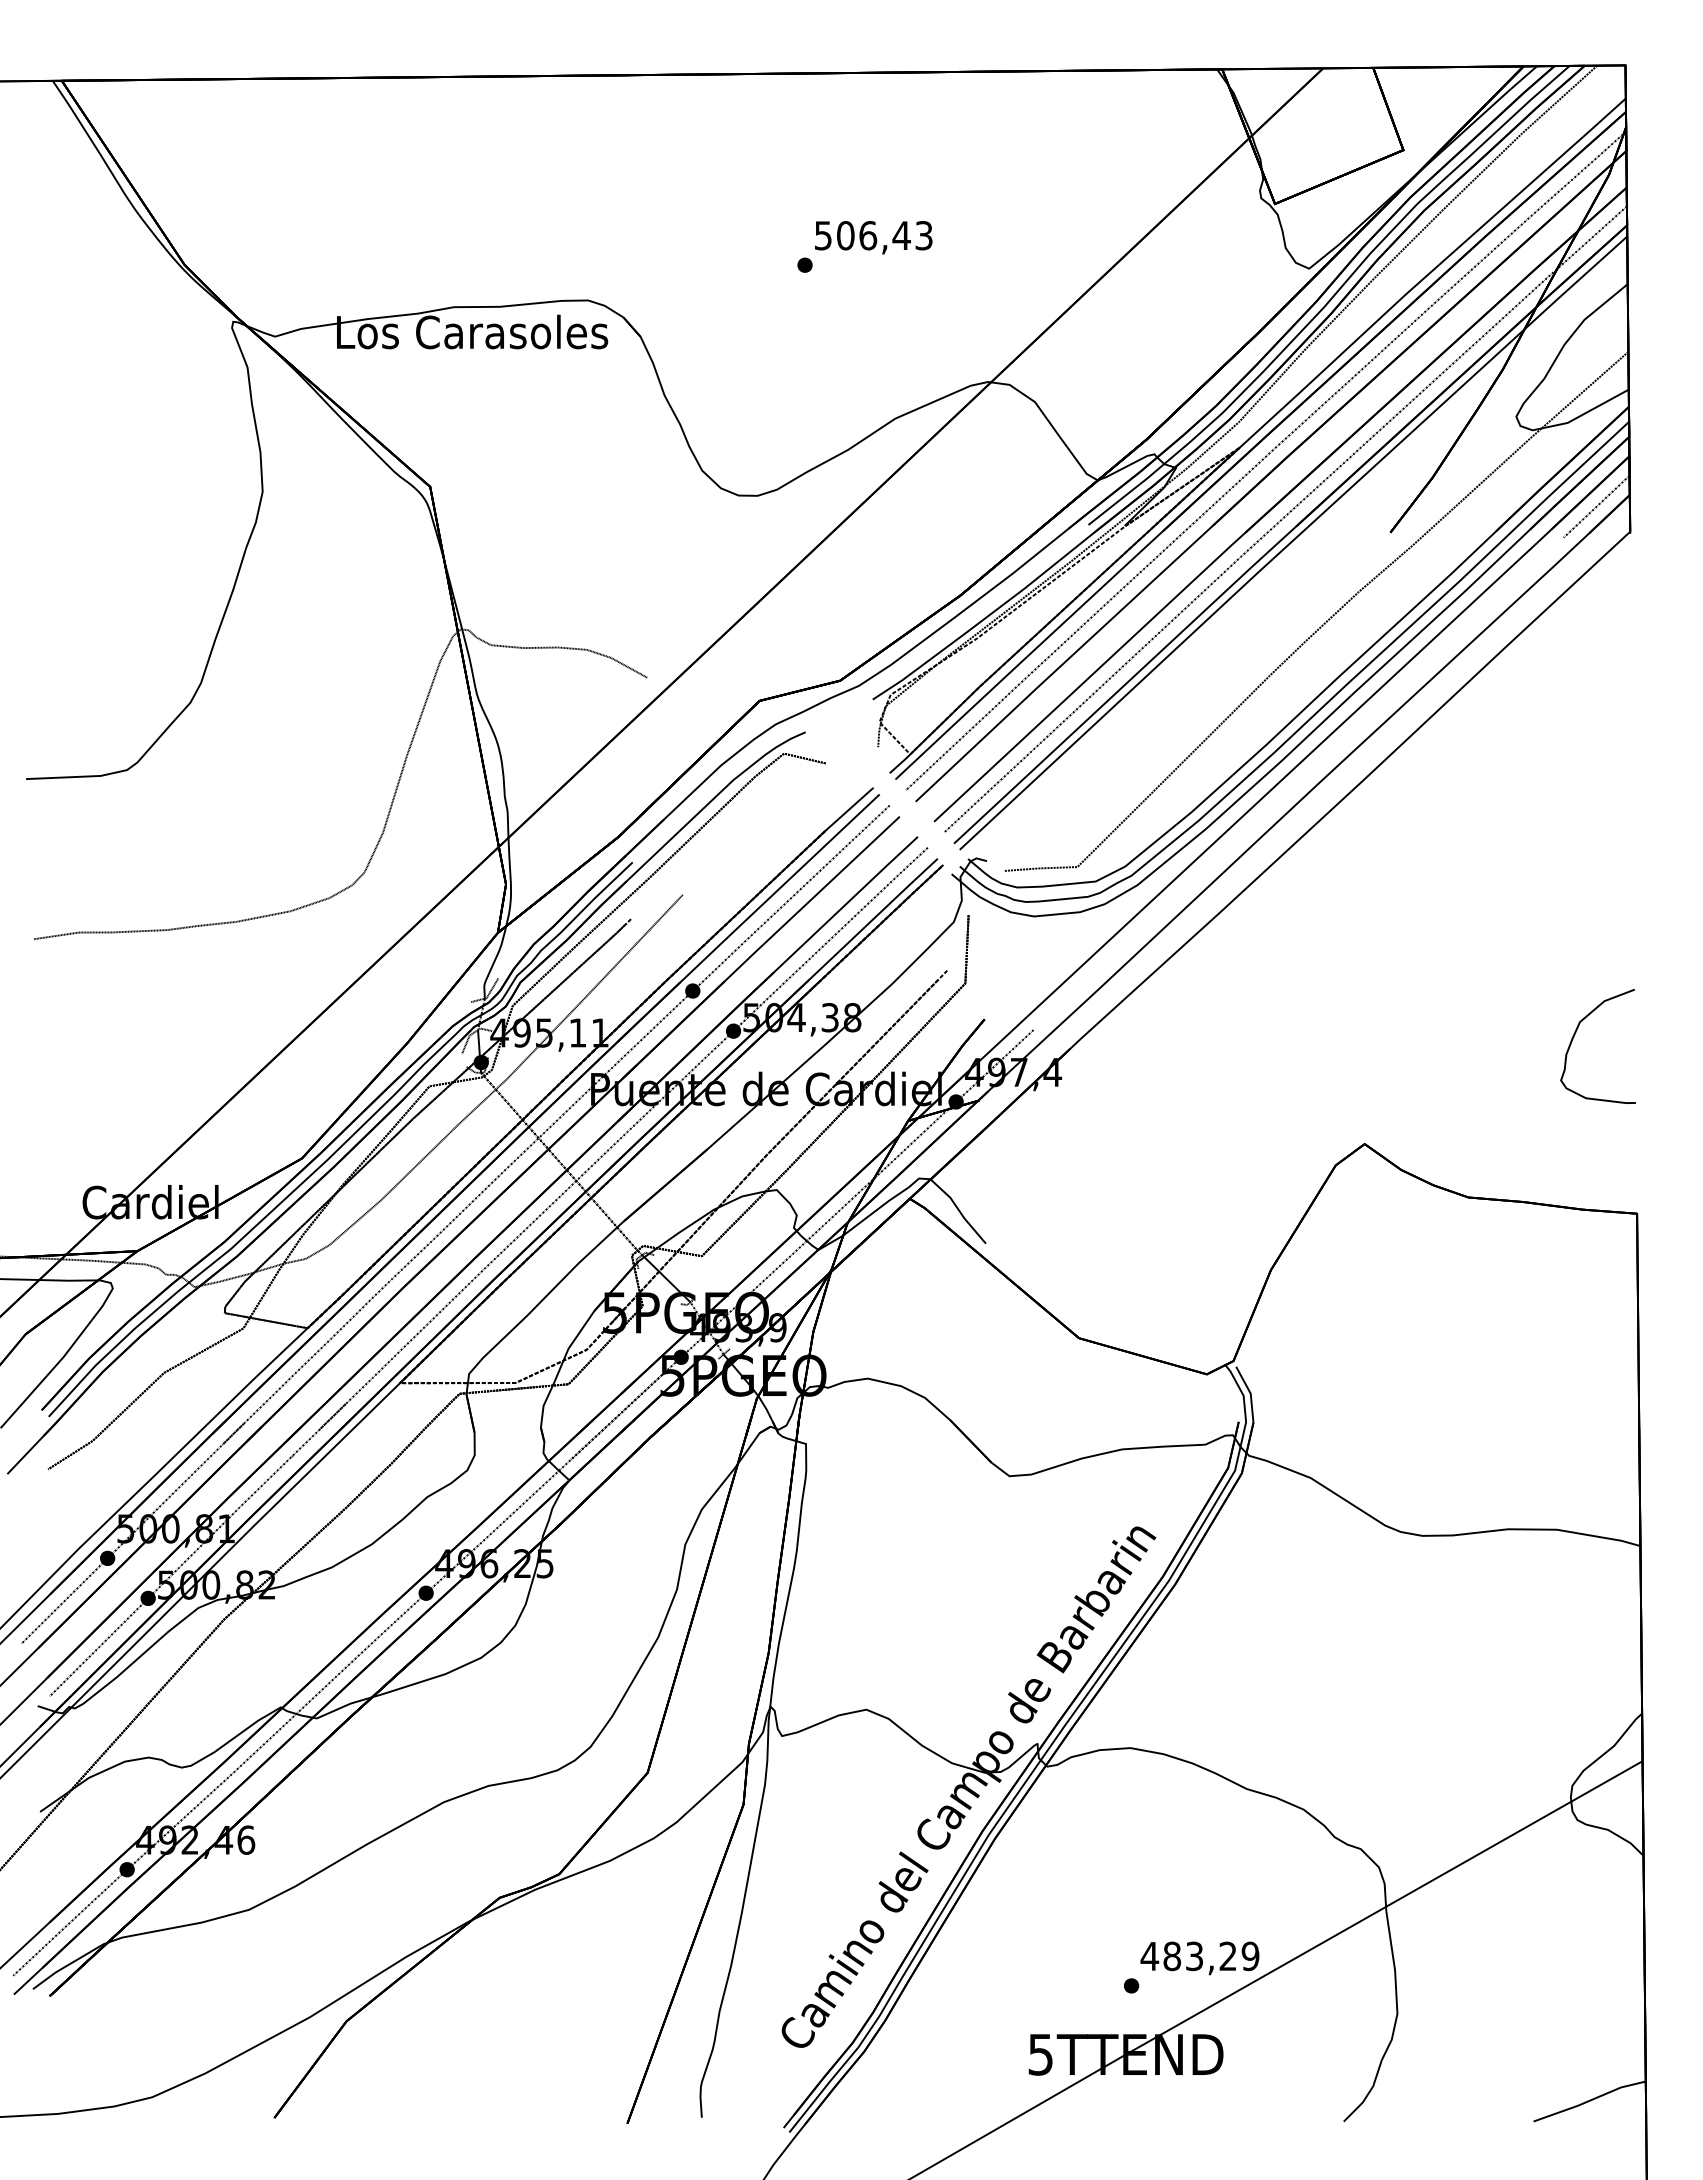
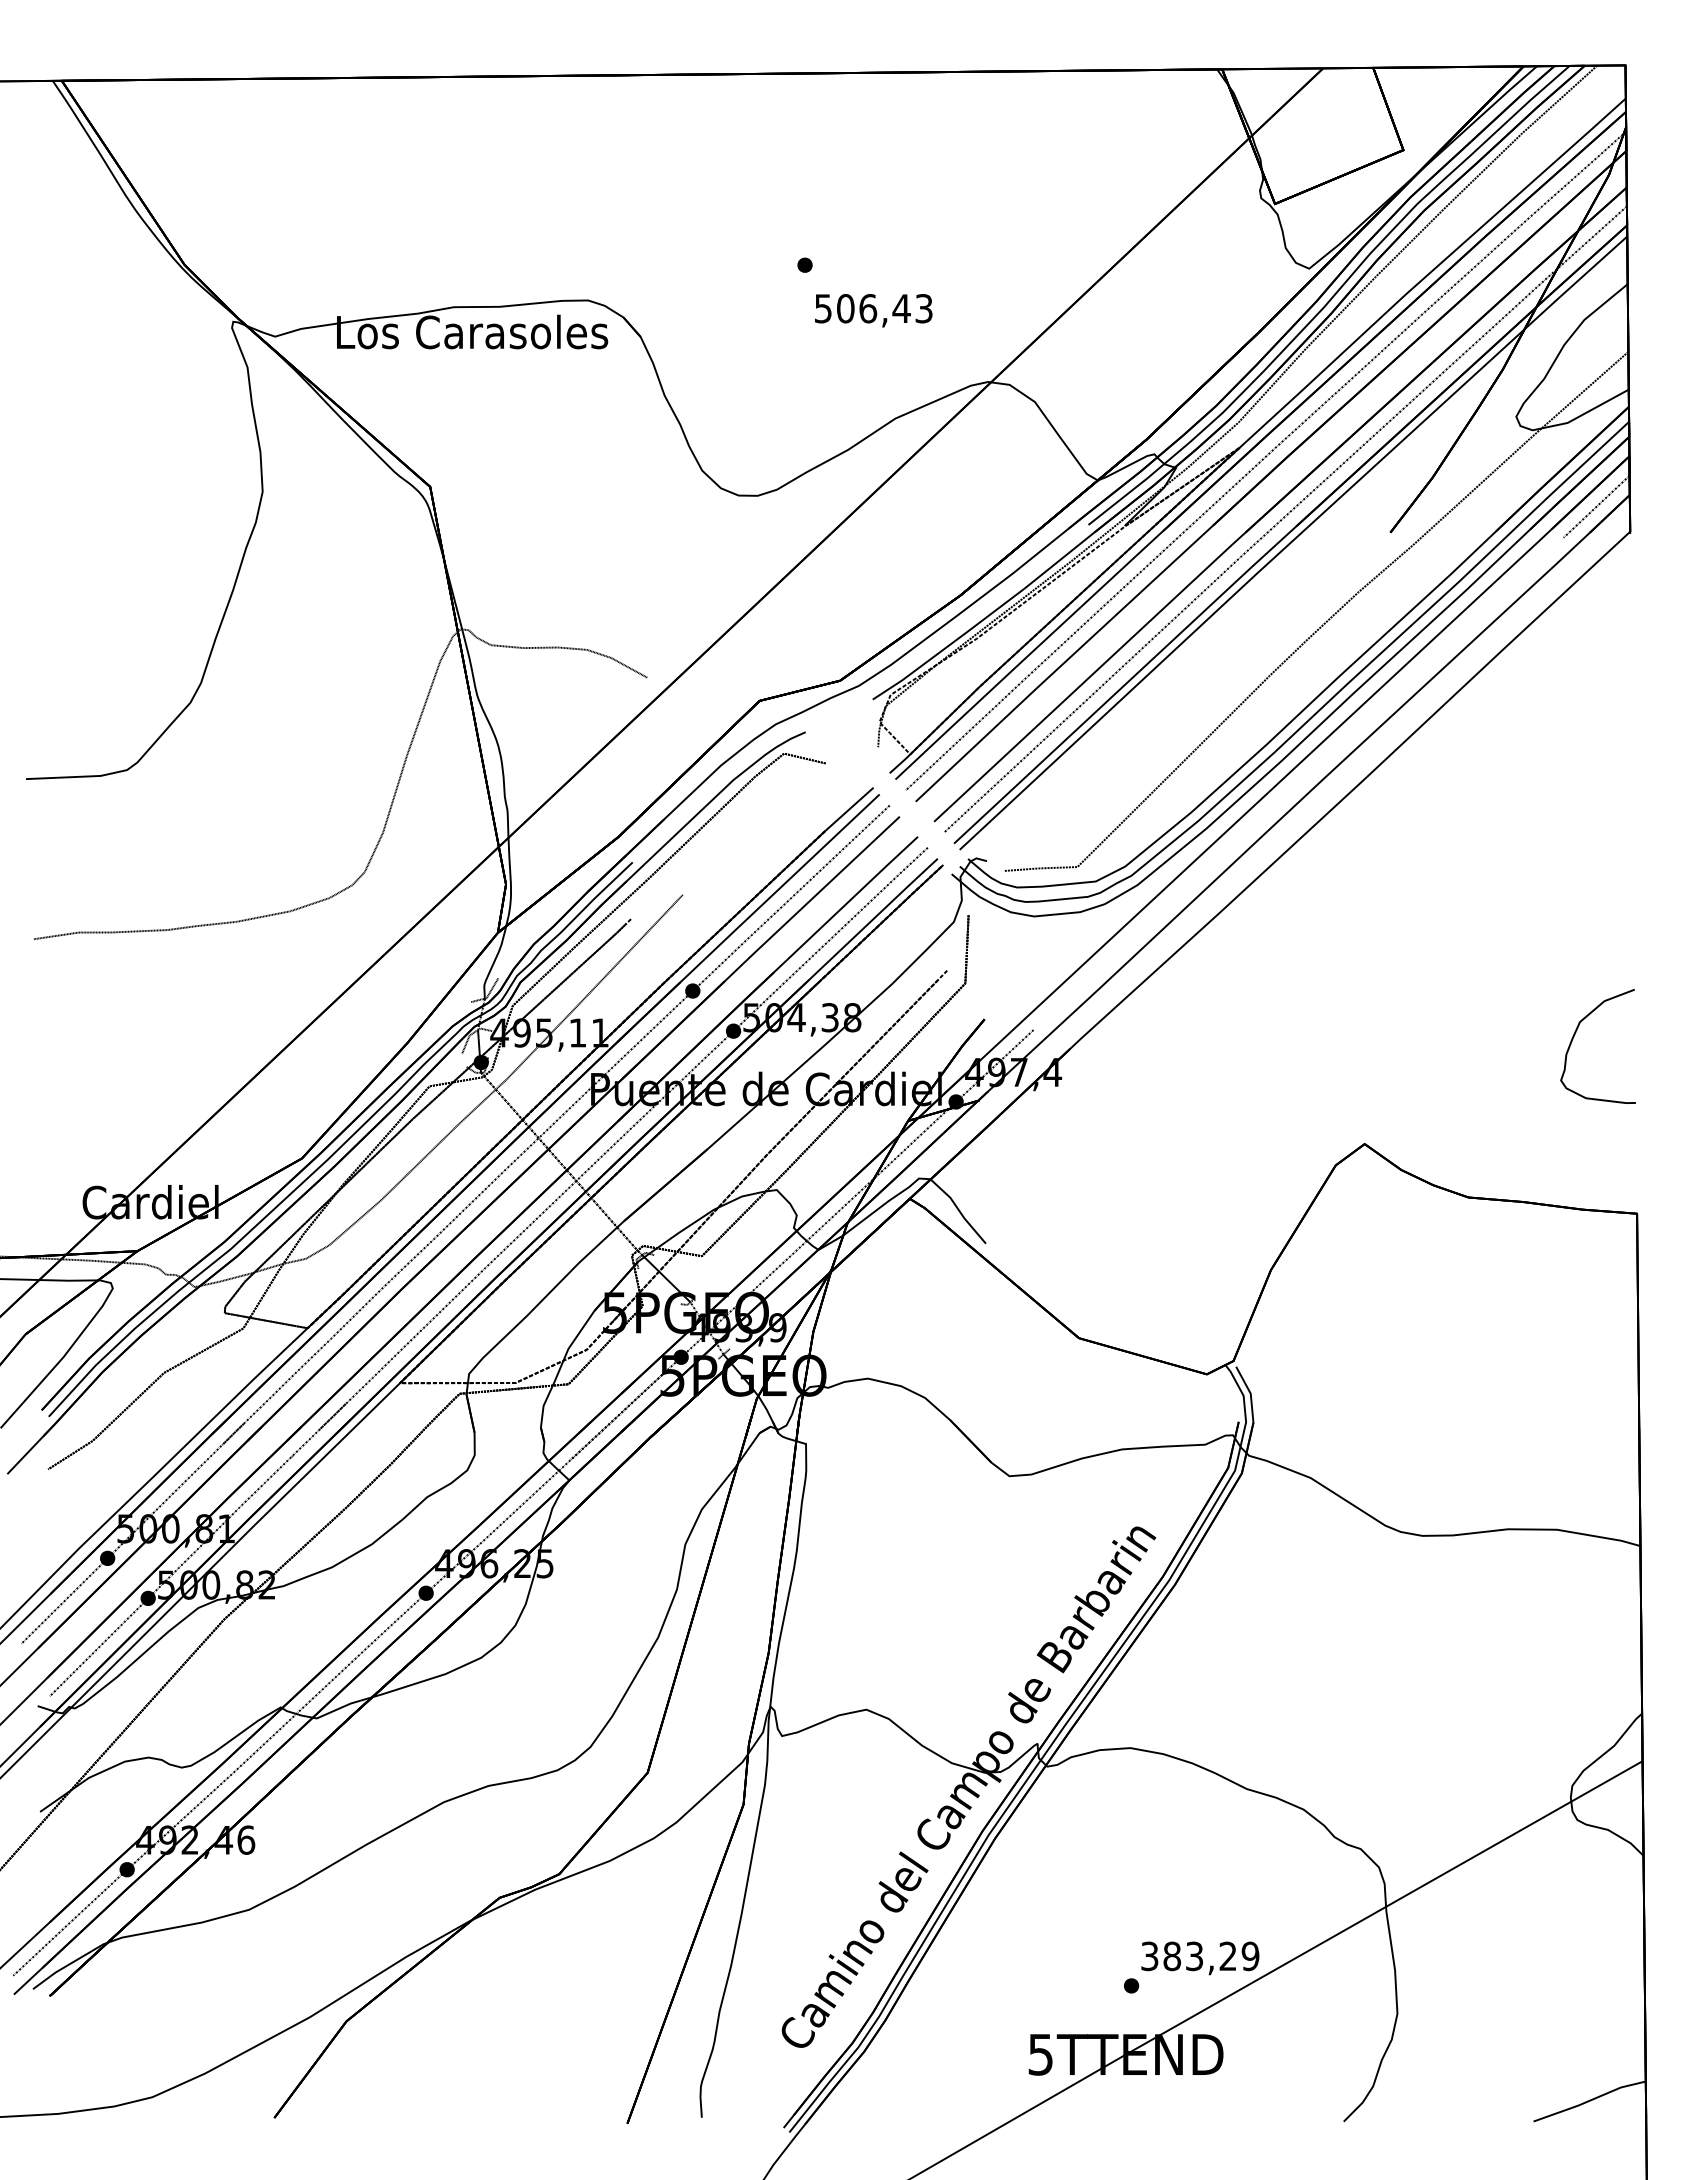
text position: (873, 237) -> (873, 310) (873, 310)
text: 483,29 -> 383,29 (1149, 1956)
